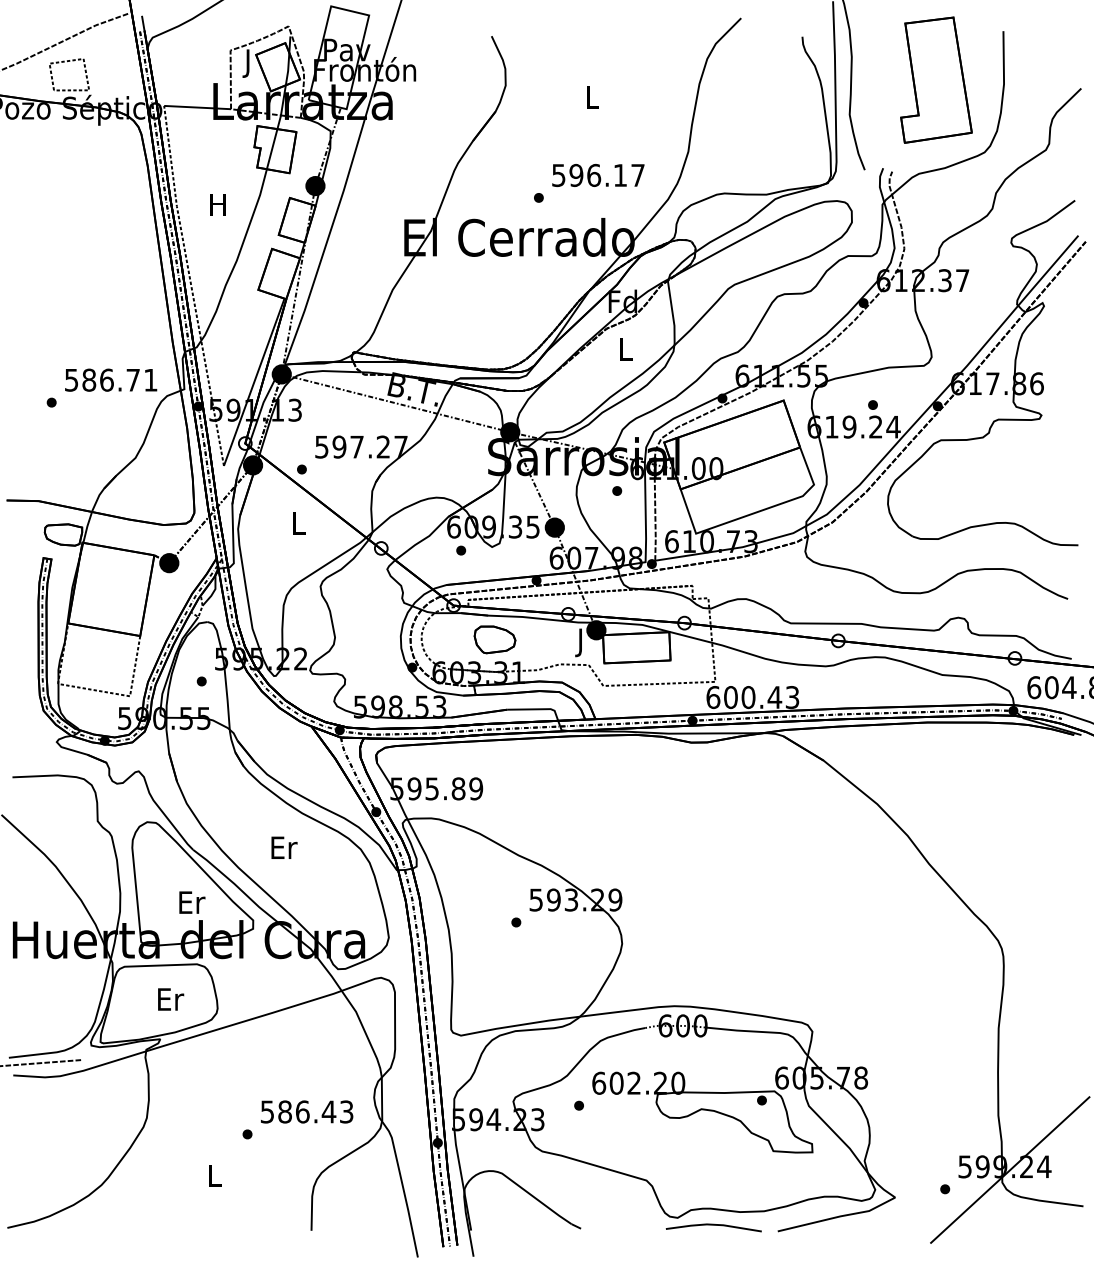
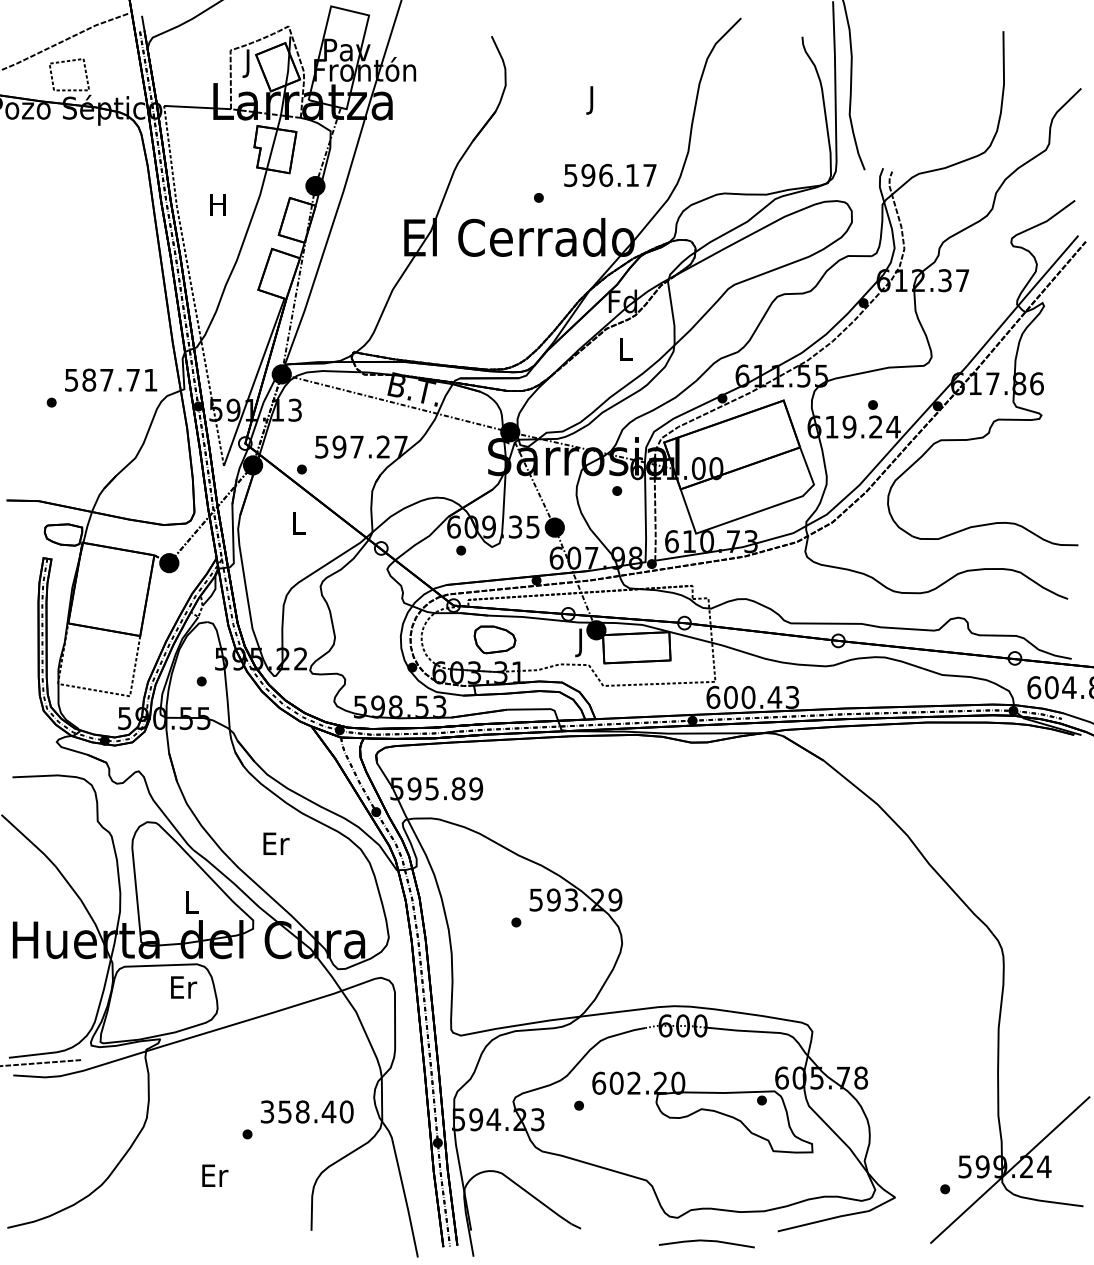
part: present -> none (936, 79)
text: L -> J (592, 100)
text position: (598, 175) -> (610, 175) (610, 175)
text: 586.71 -> 587.71 (106, 379)
text position: (284, 847) -> (276, 843) (276, 843)
text: Er -> L (192, 902)
text position: (171, 999) -> (184, 987) (184, 987)
text: 586.43 -> 358.40 (307, 1111)
text: L -> Er (215, 1175)
line position: (713, 1225) -> (706, 1241) (706, 1241)
